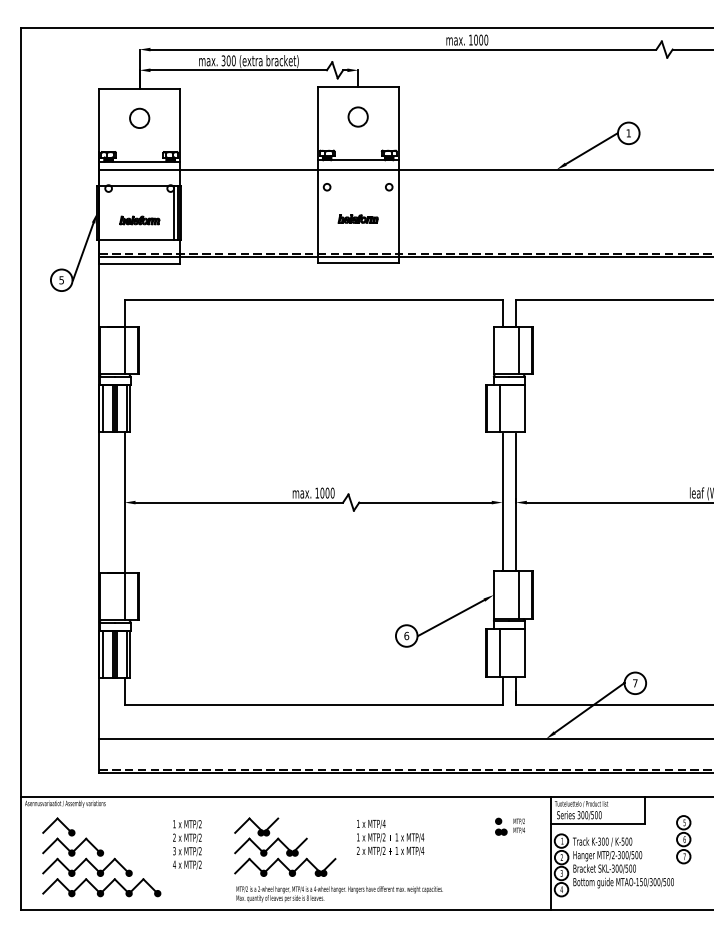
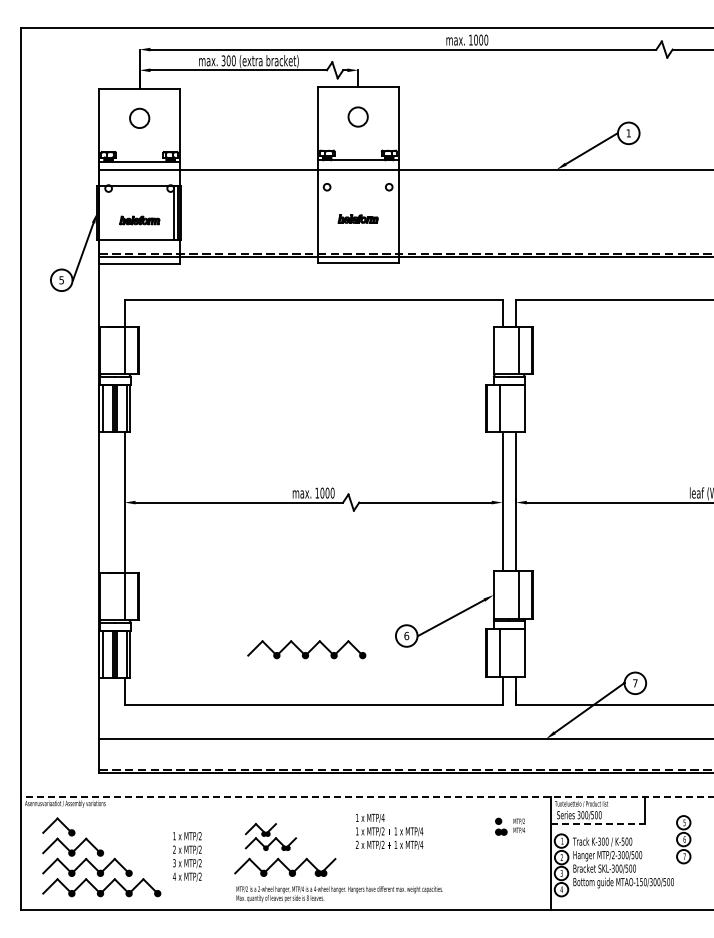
part: none -> present (306, 649)
line: solid -> dashed (366, 797)
line: solid -> dashed (598, 824)
part size: 74x40 px -> 54x28 px (270, 836)
text position: (390, 837) -> (389, 831) (389, 831)
text position: (187, 844) -> (187, 856) (187, 856)
